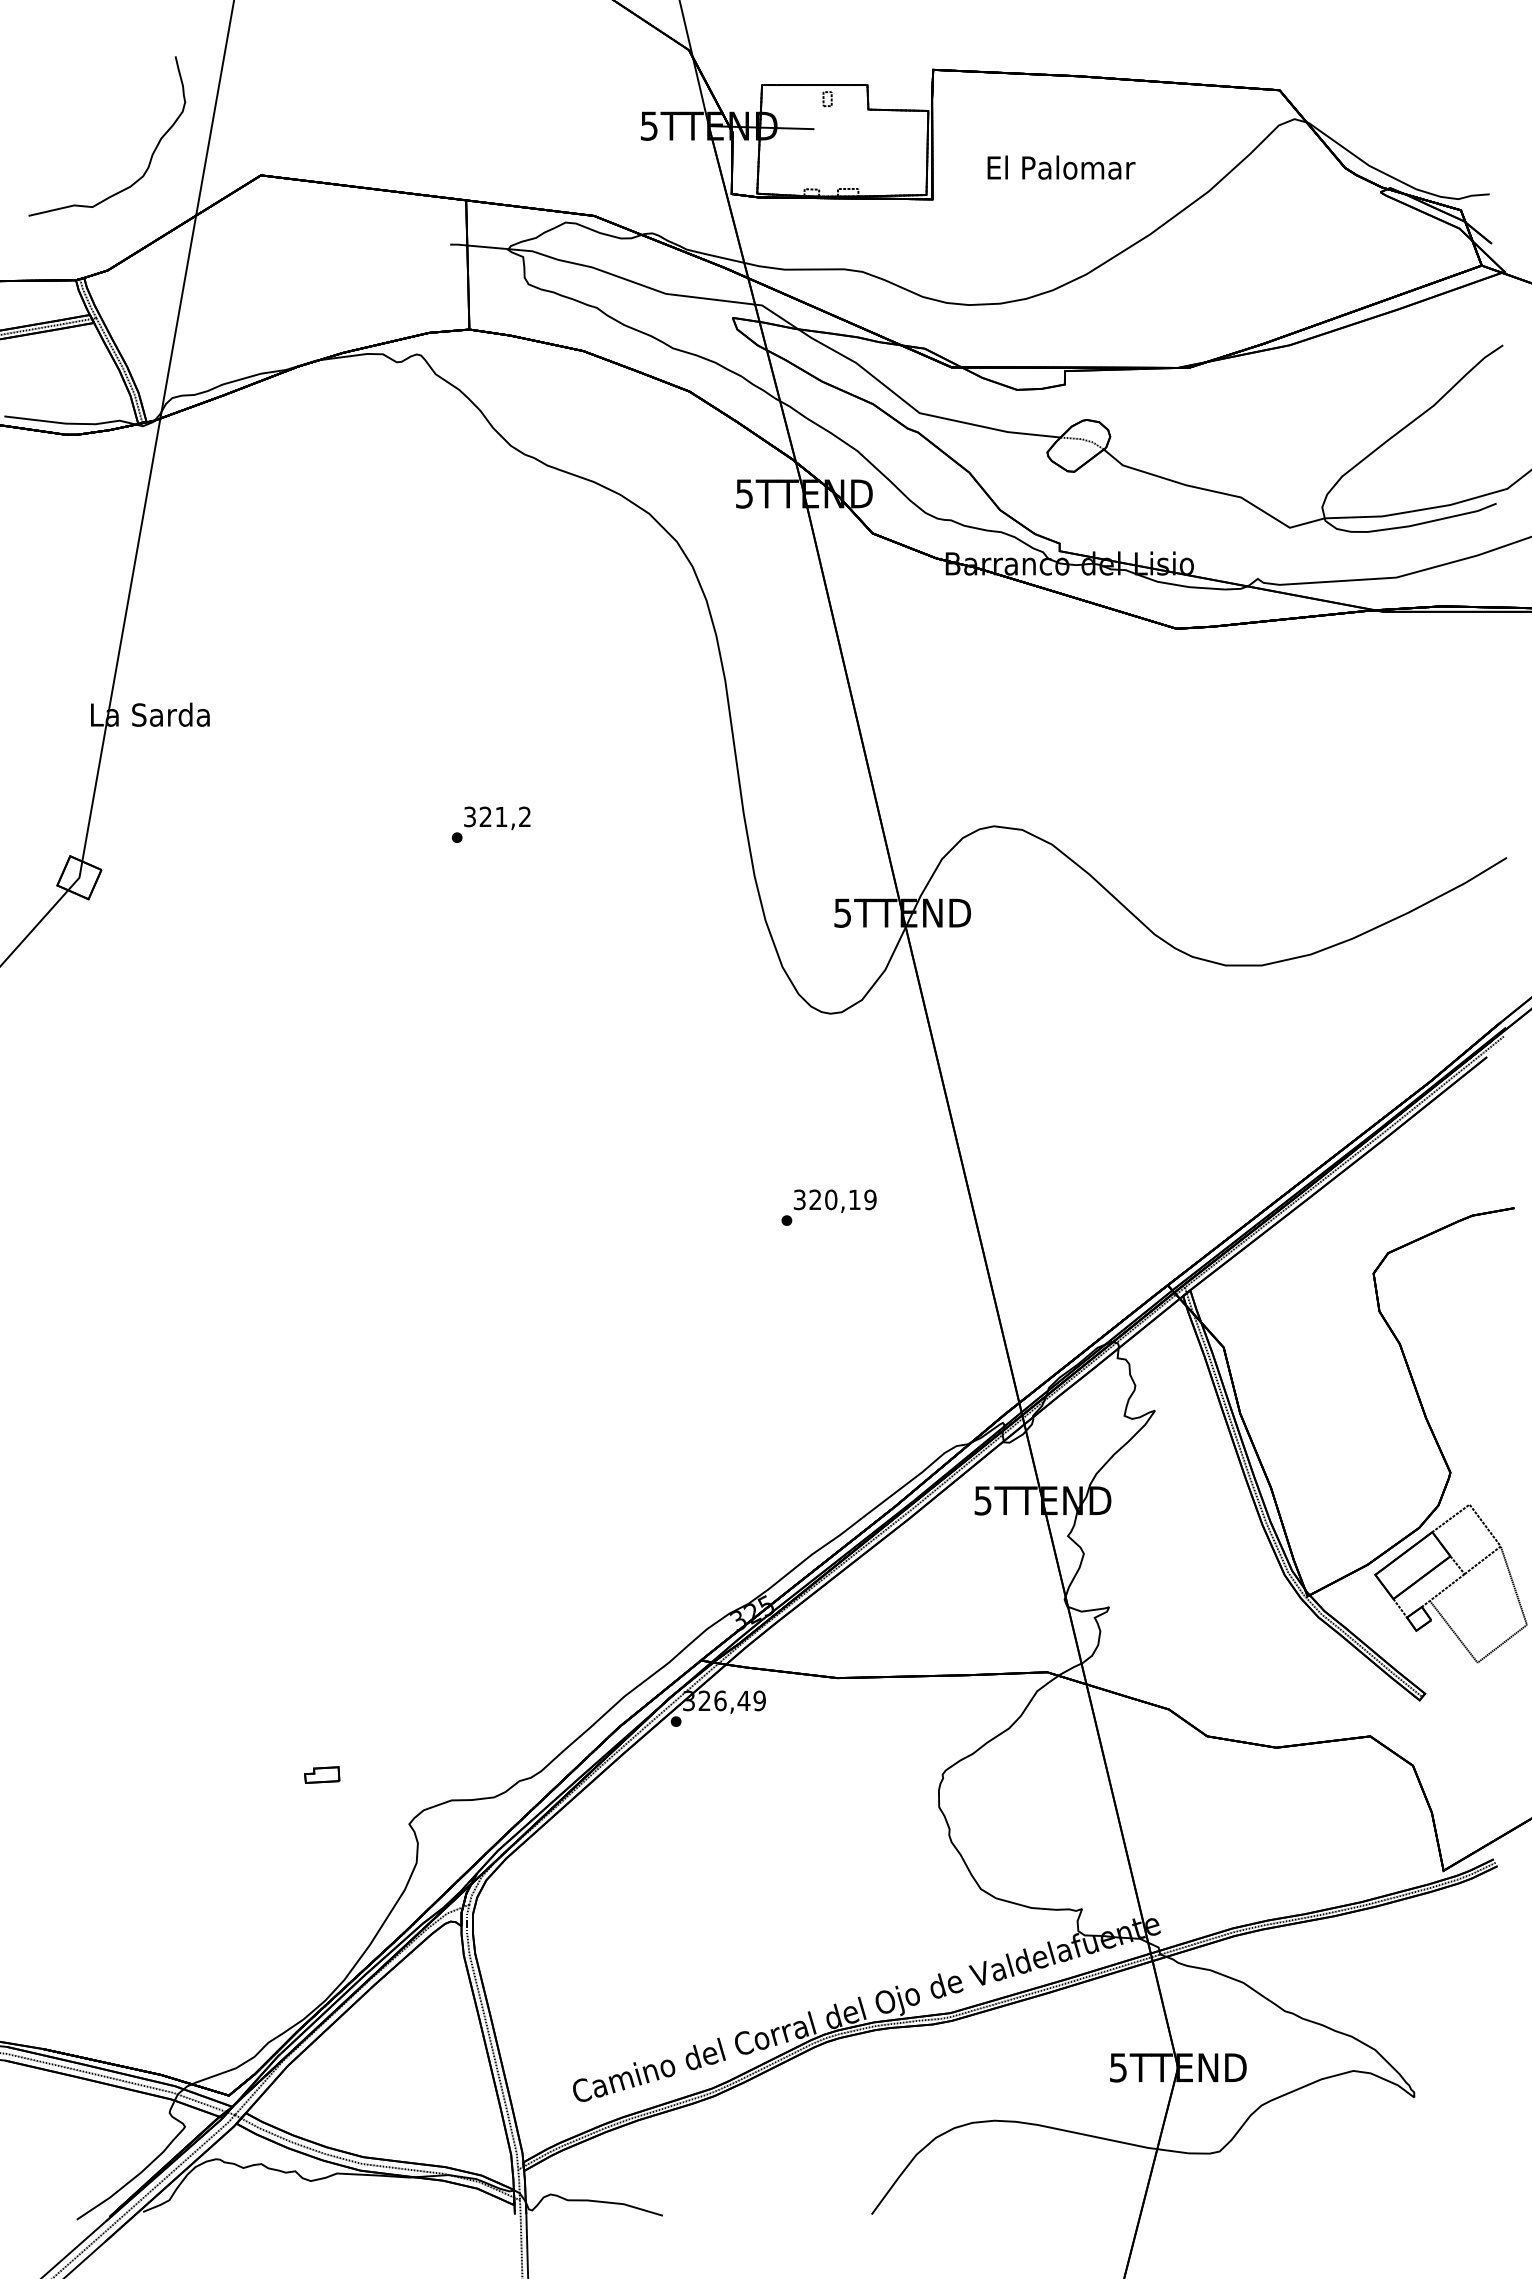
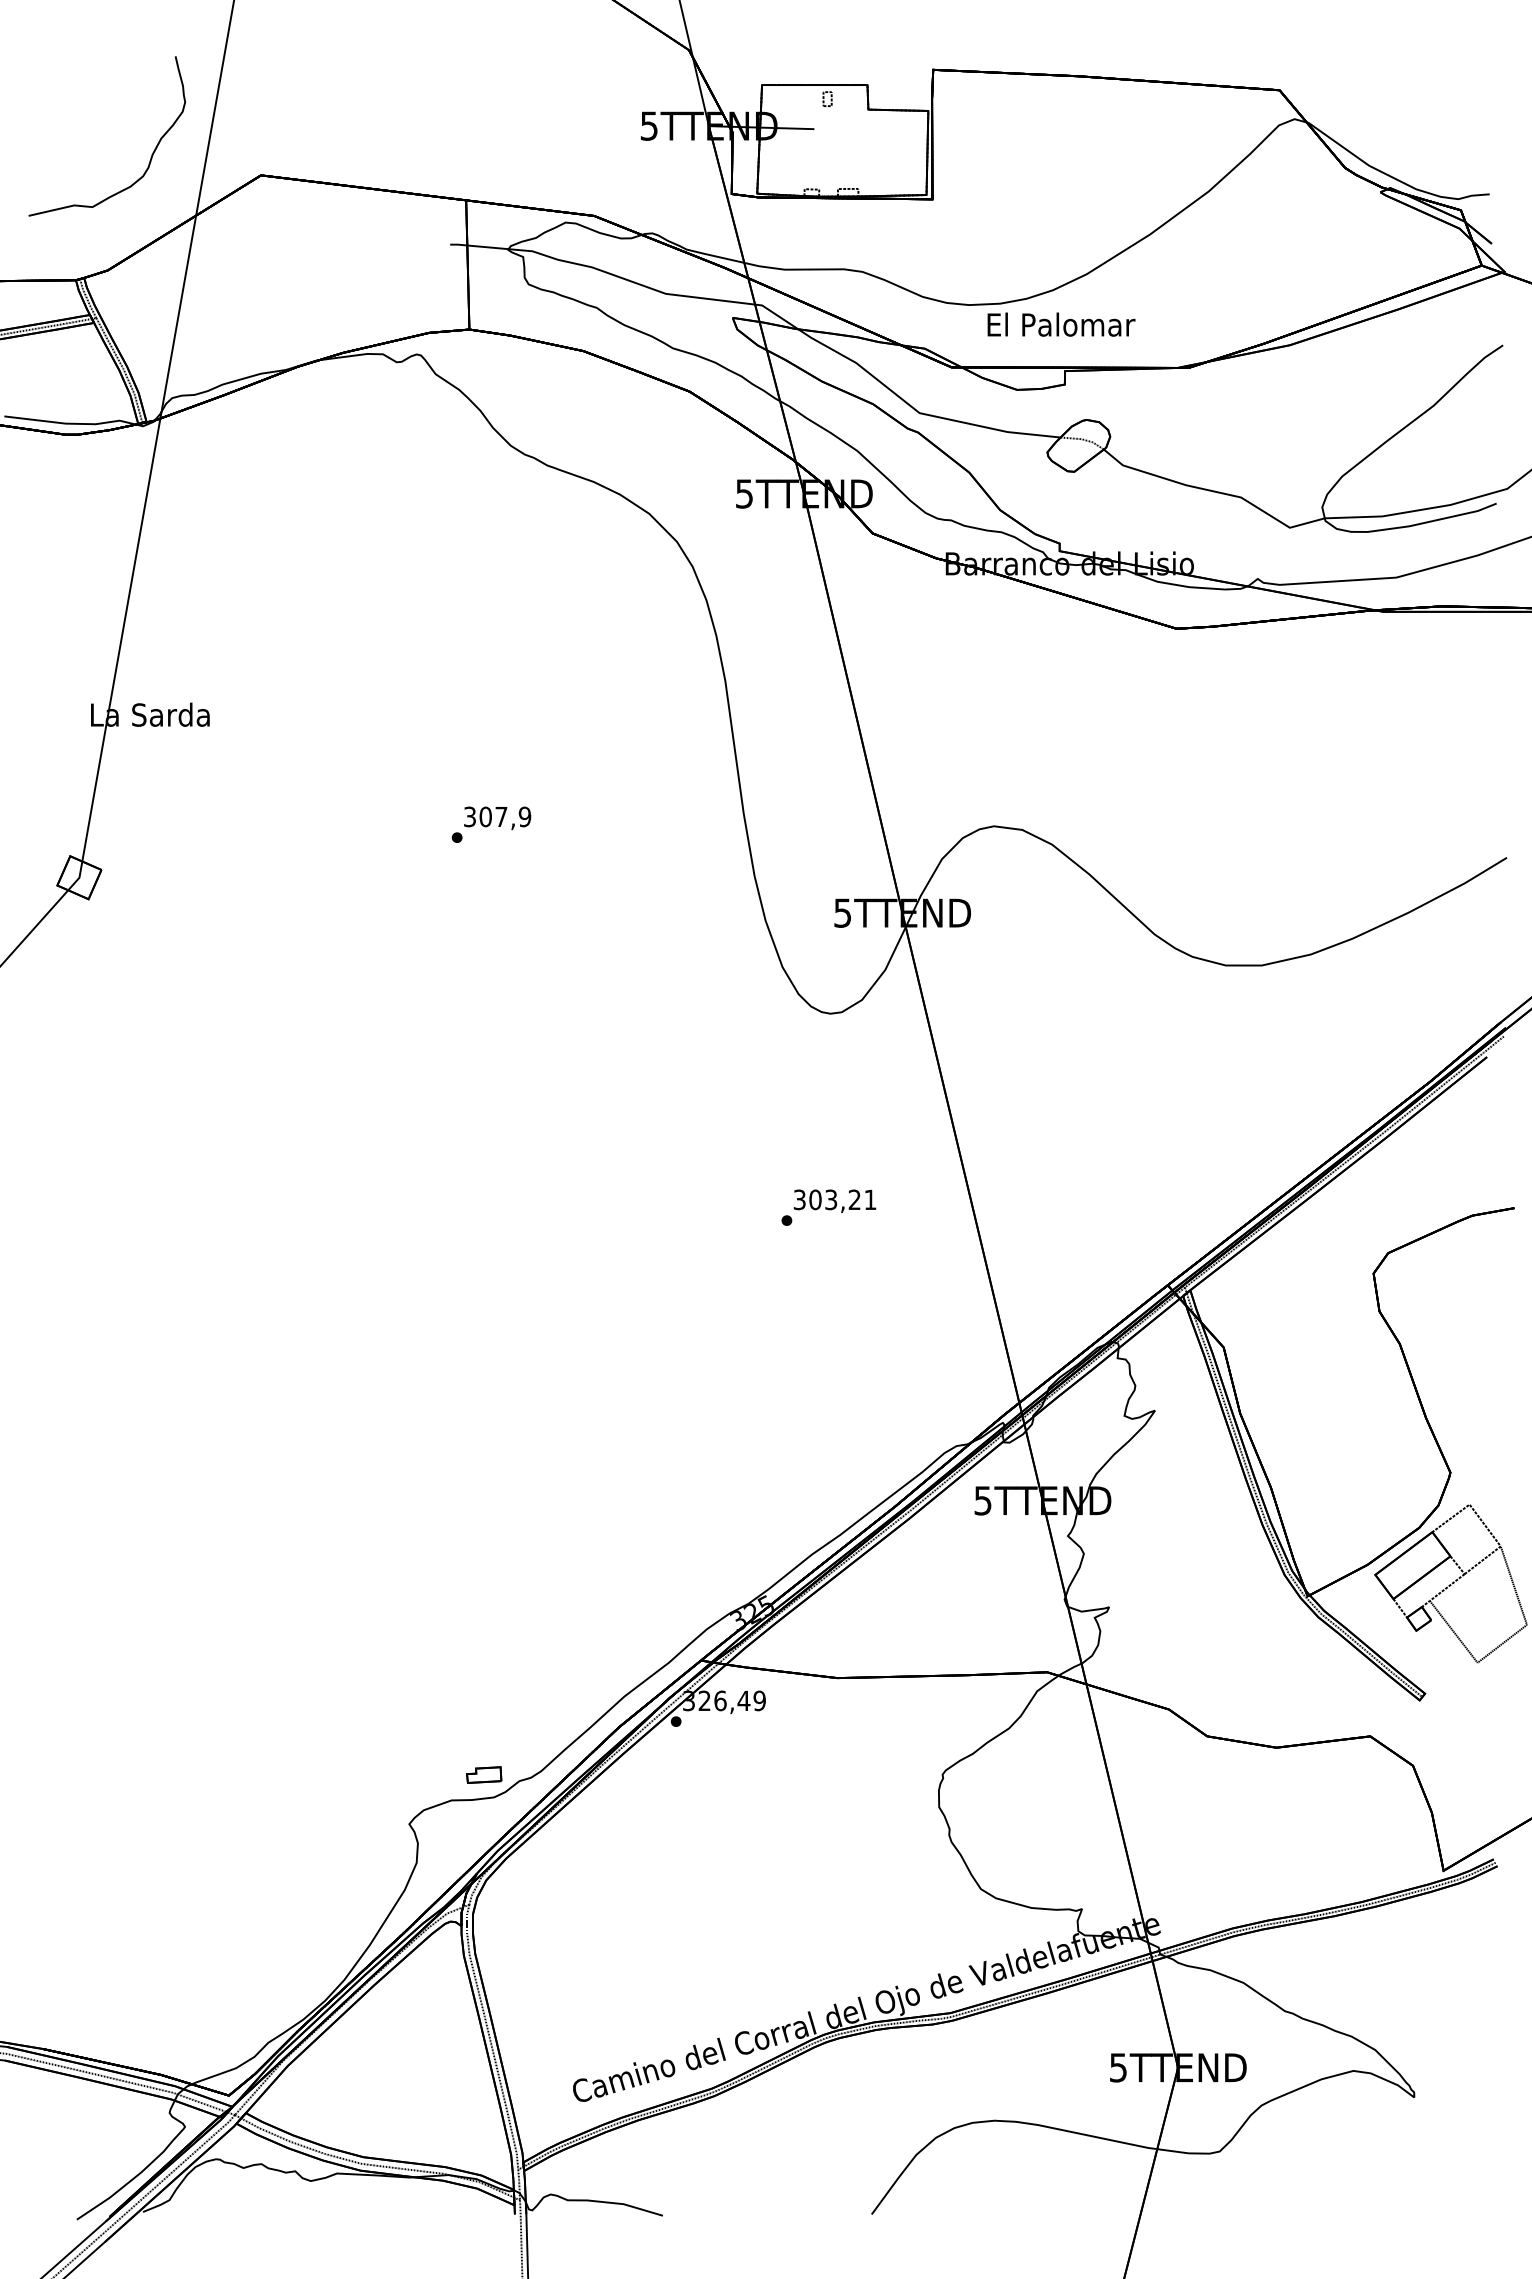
text position: (1061, 167) -> (1061, 324) (1061, 324)
text: 321,2 -> 307,9 (505, 816)
text: 320,19 -> 303,21 (842, 1199)
part position: (322, 1774) -> (484, 1774) (484, 1774)
